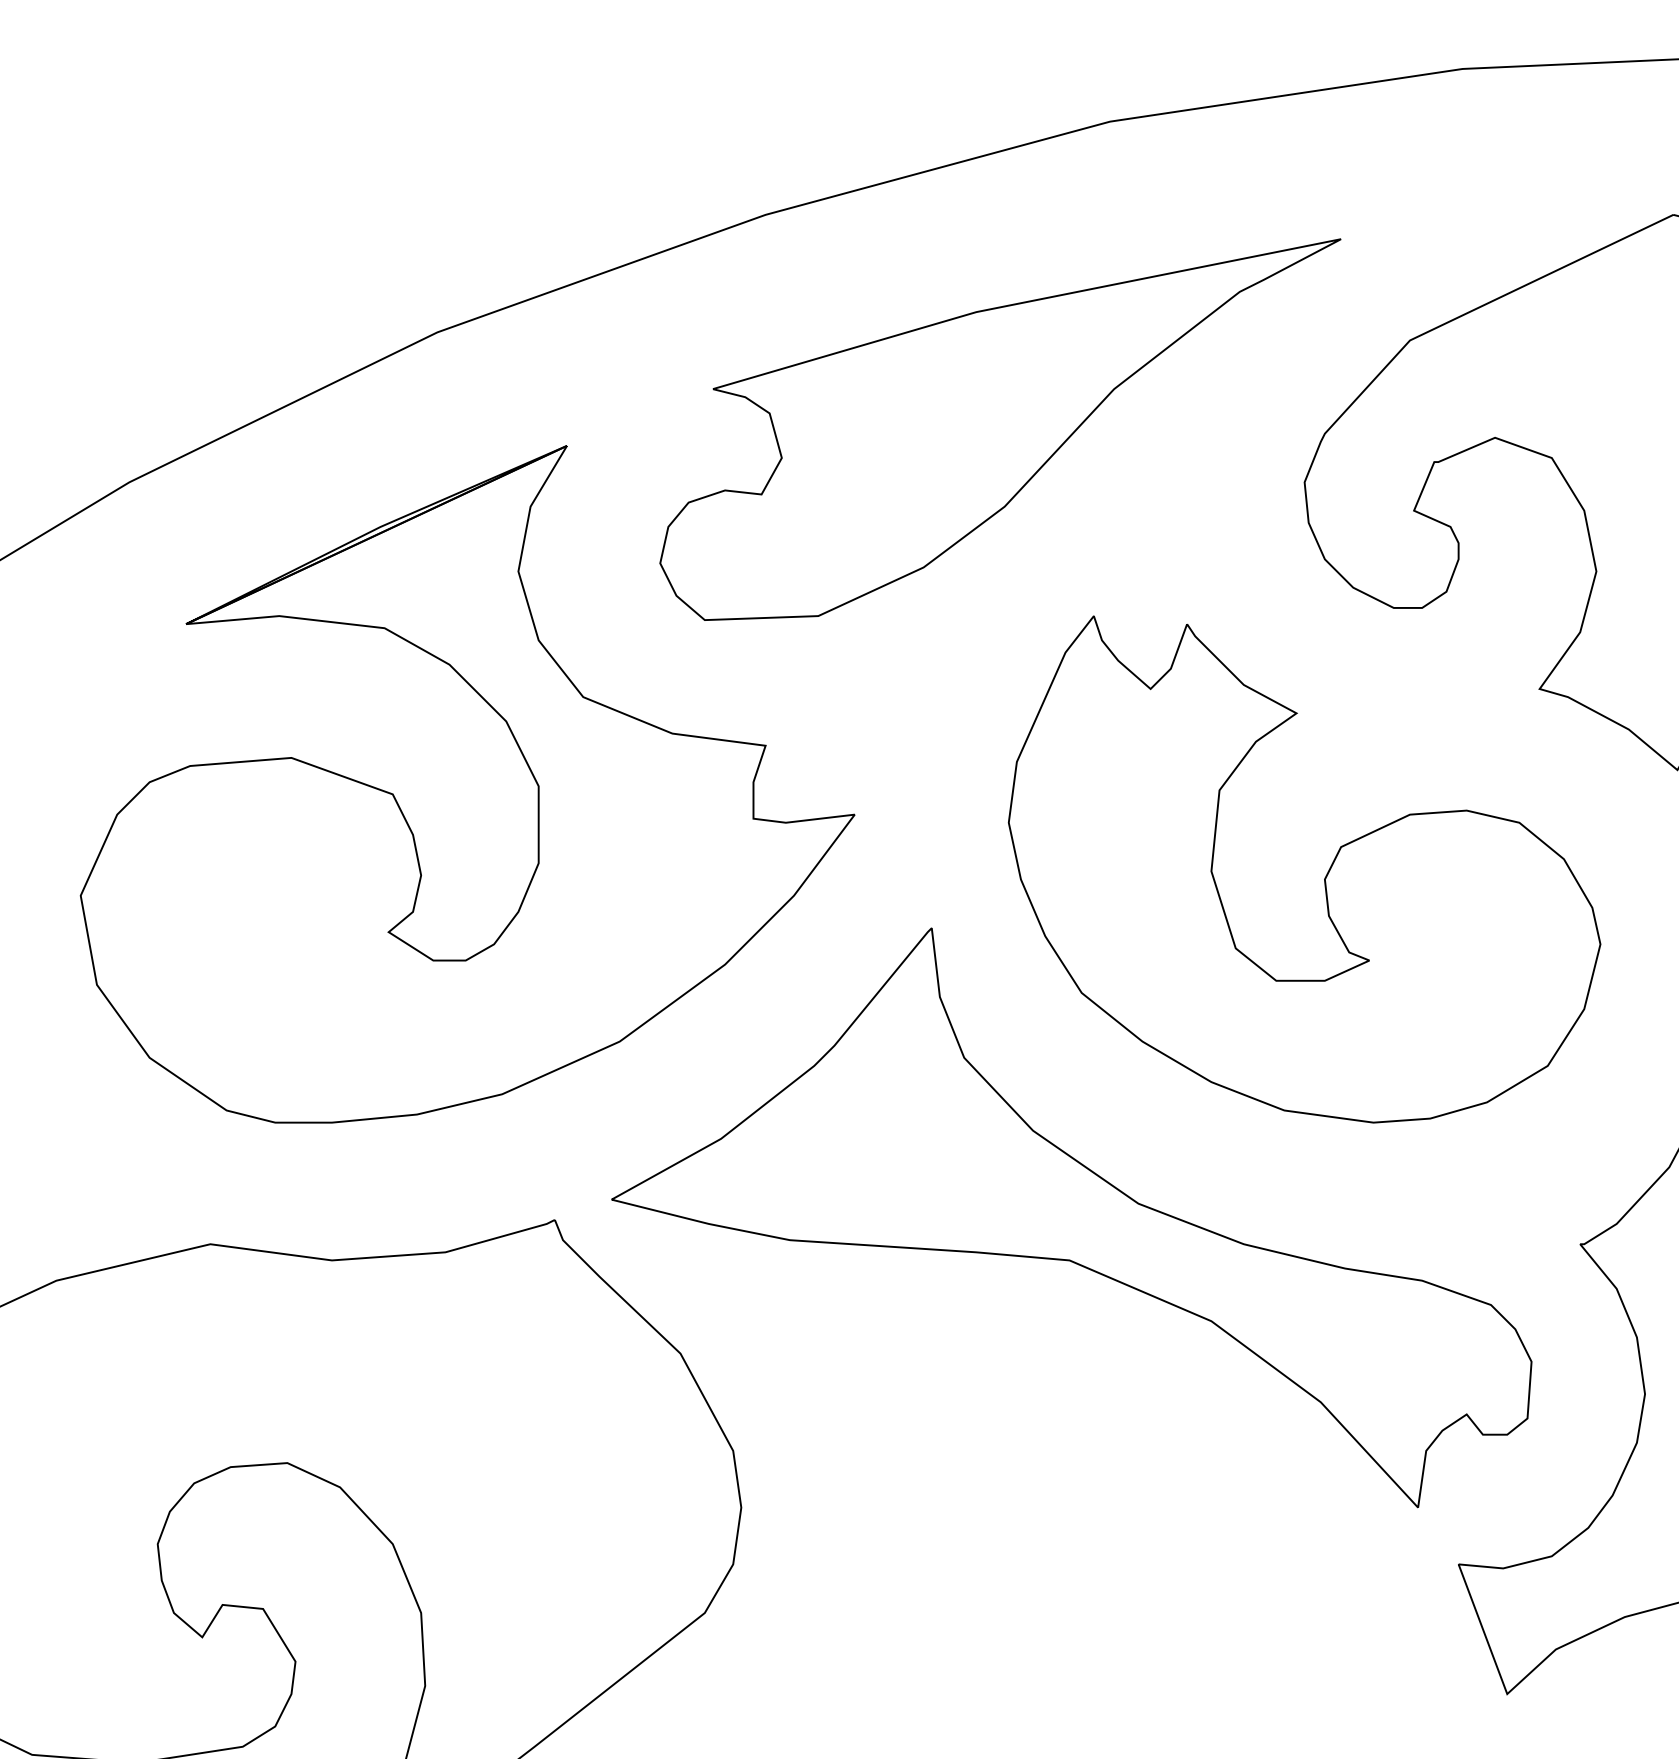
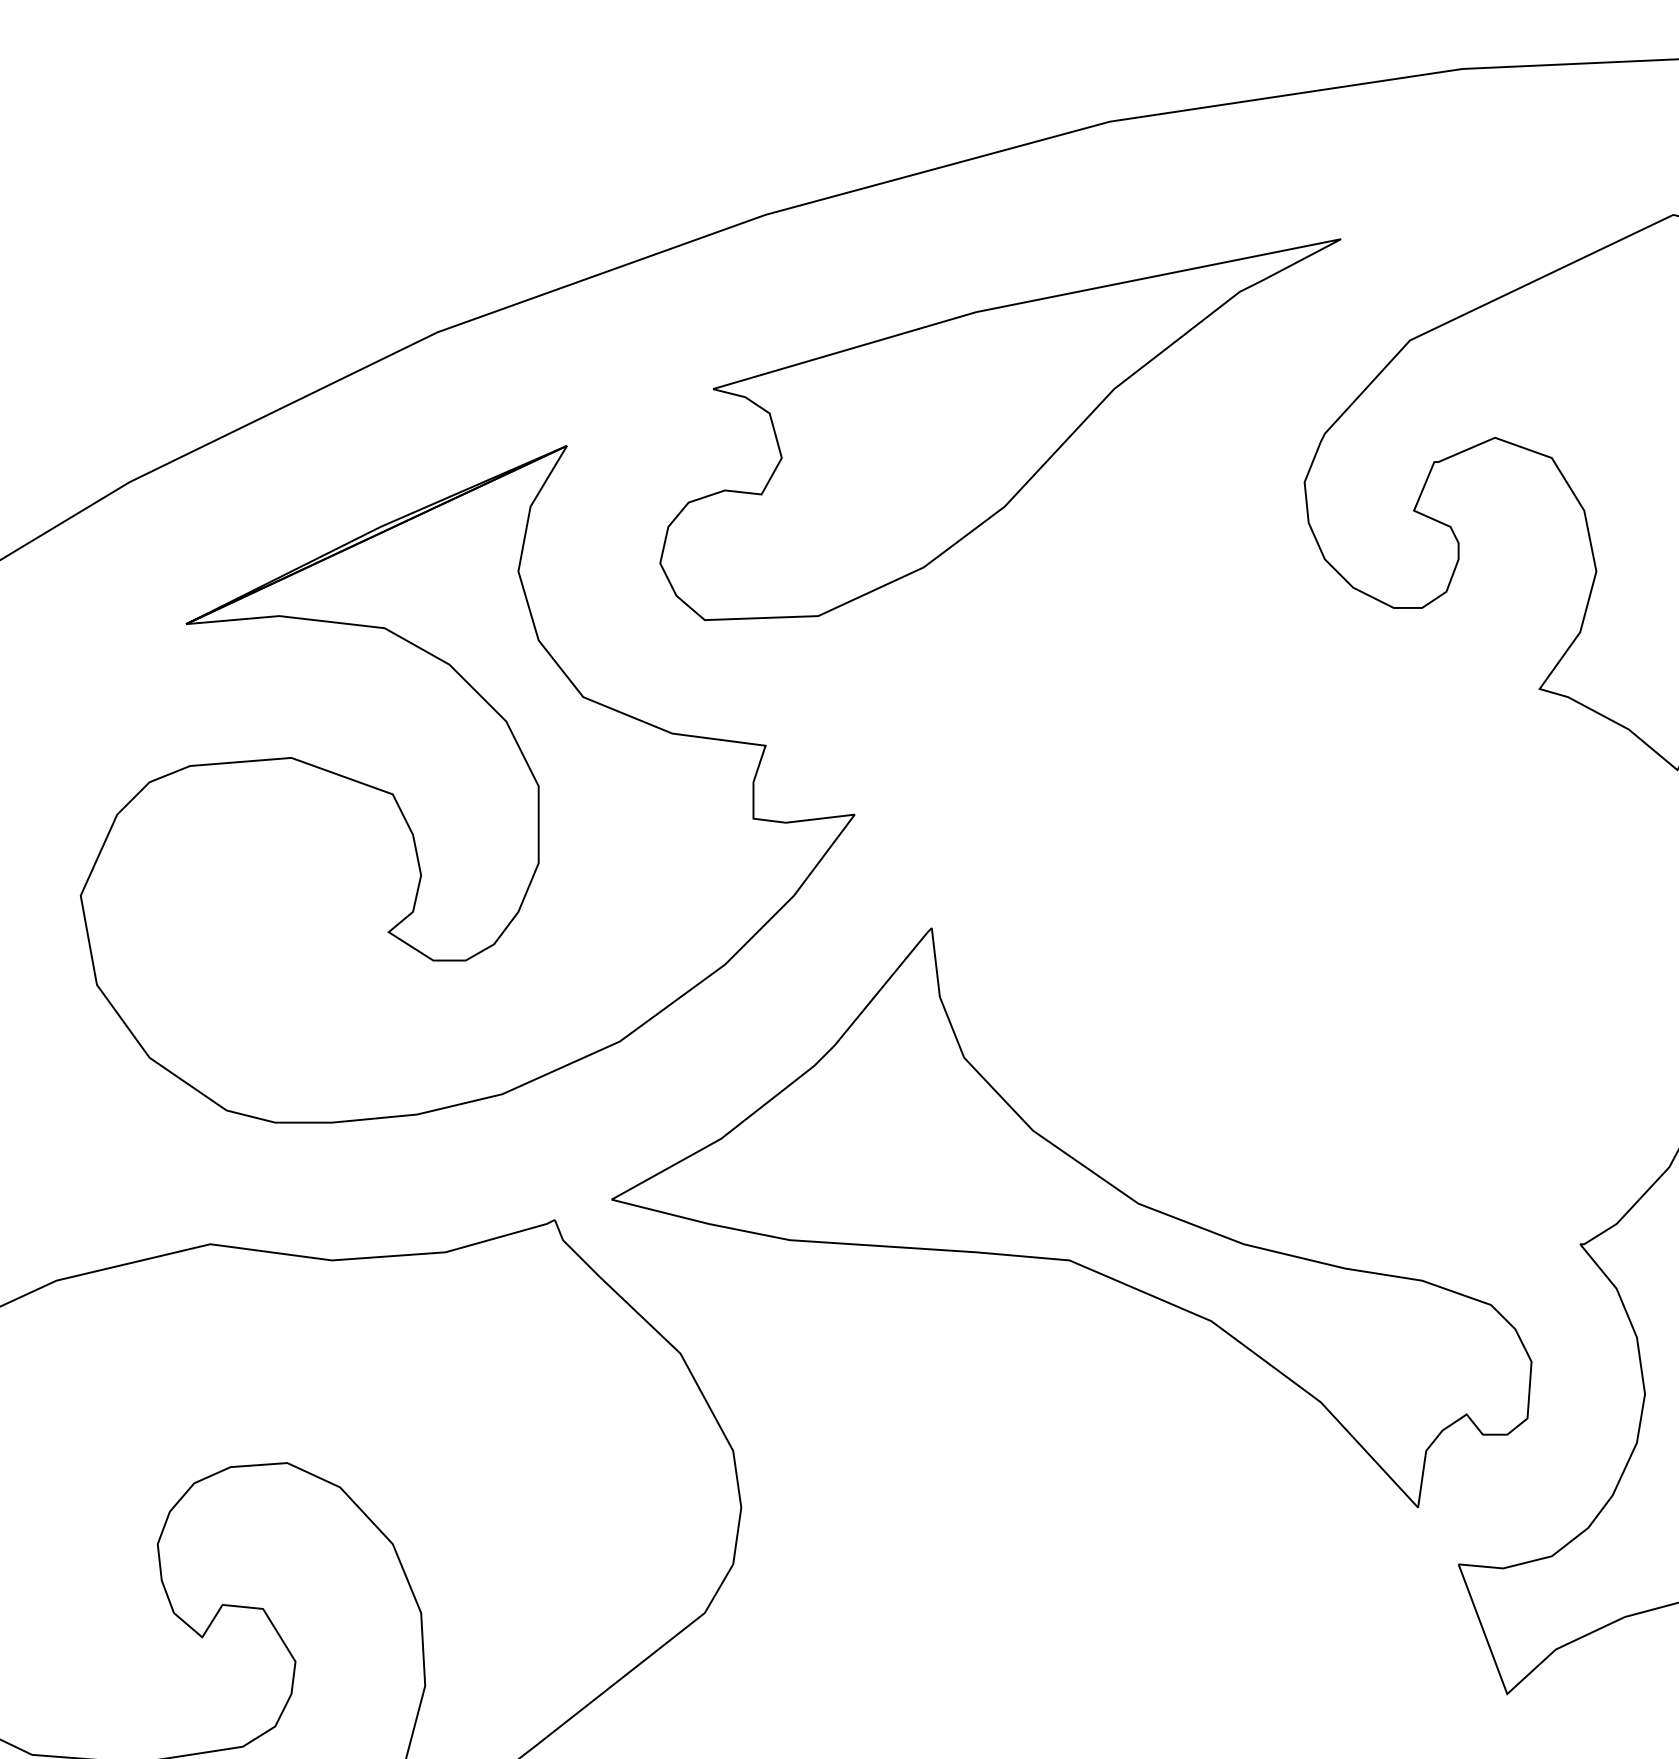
part: present -> none (1324, 877)
